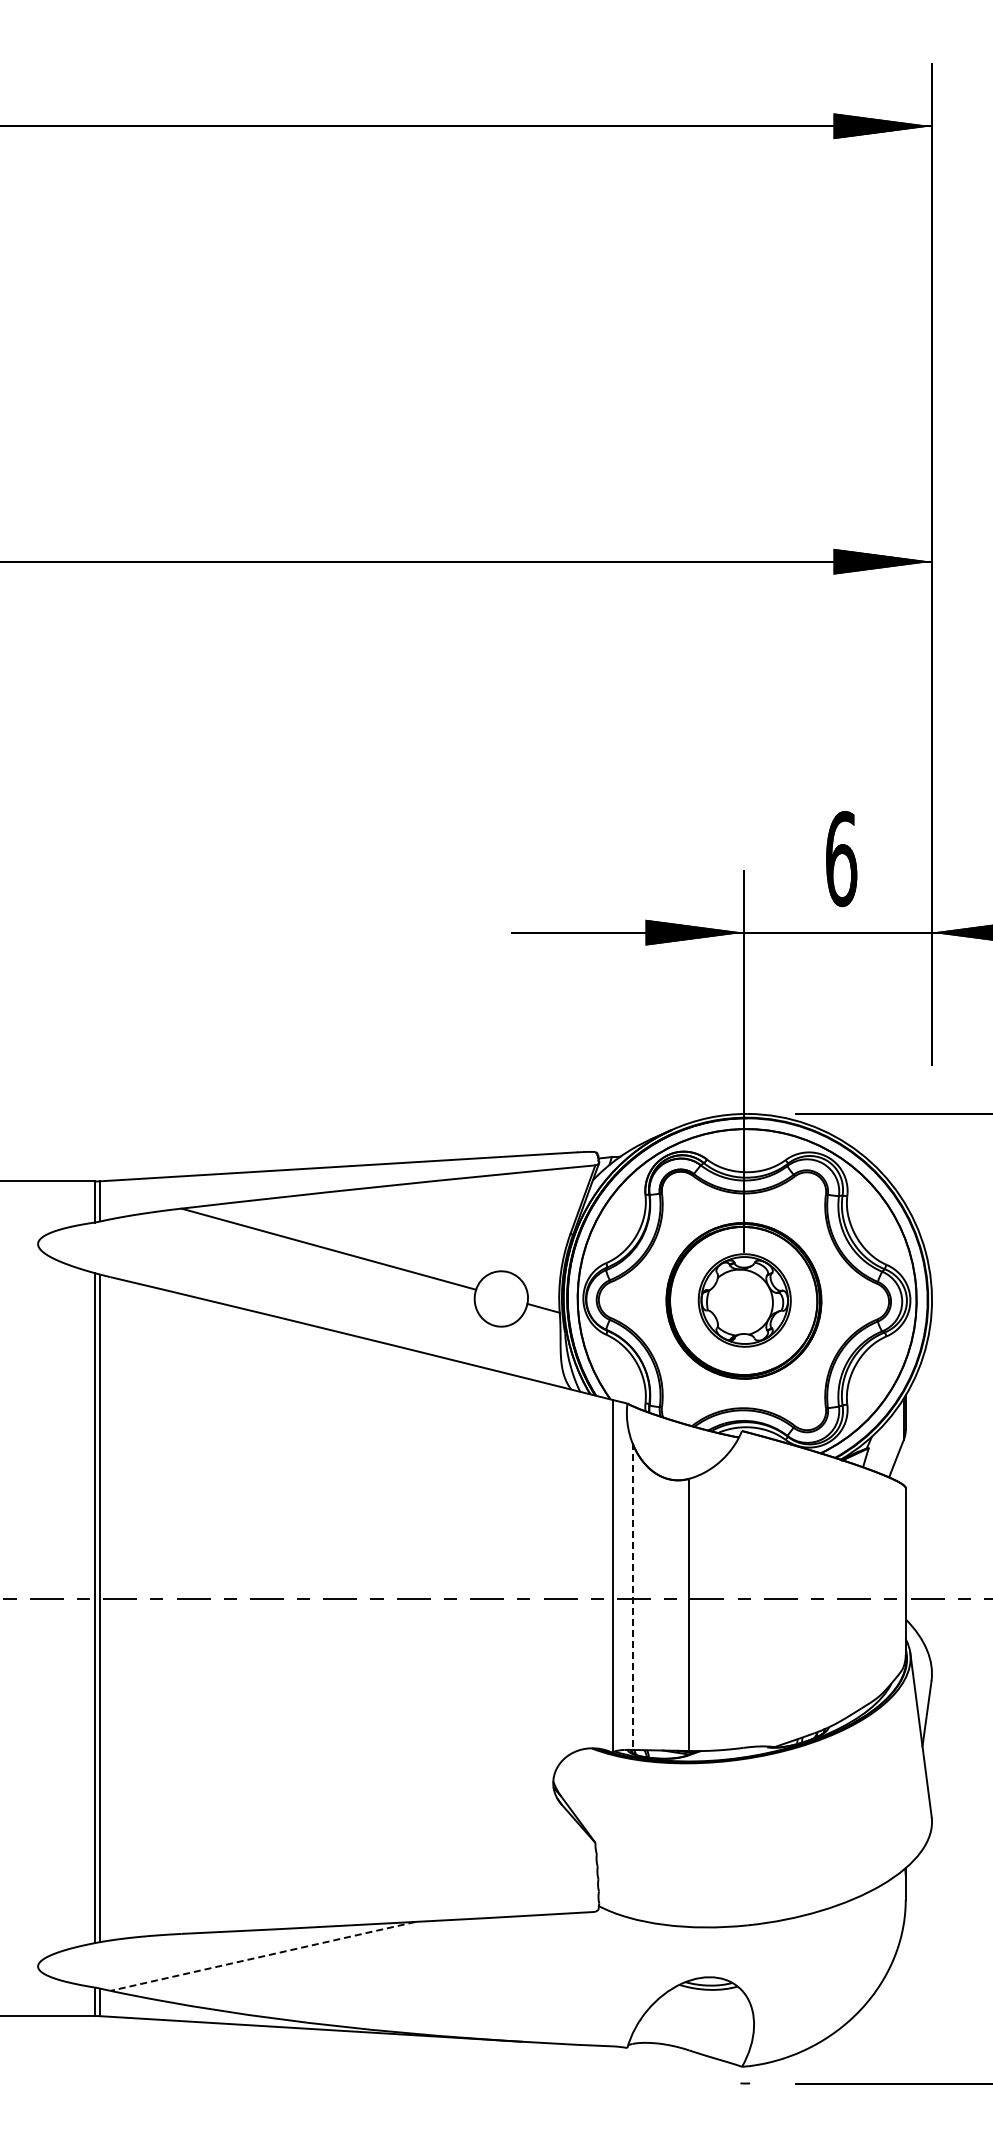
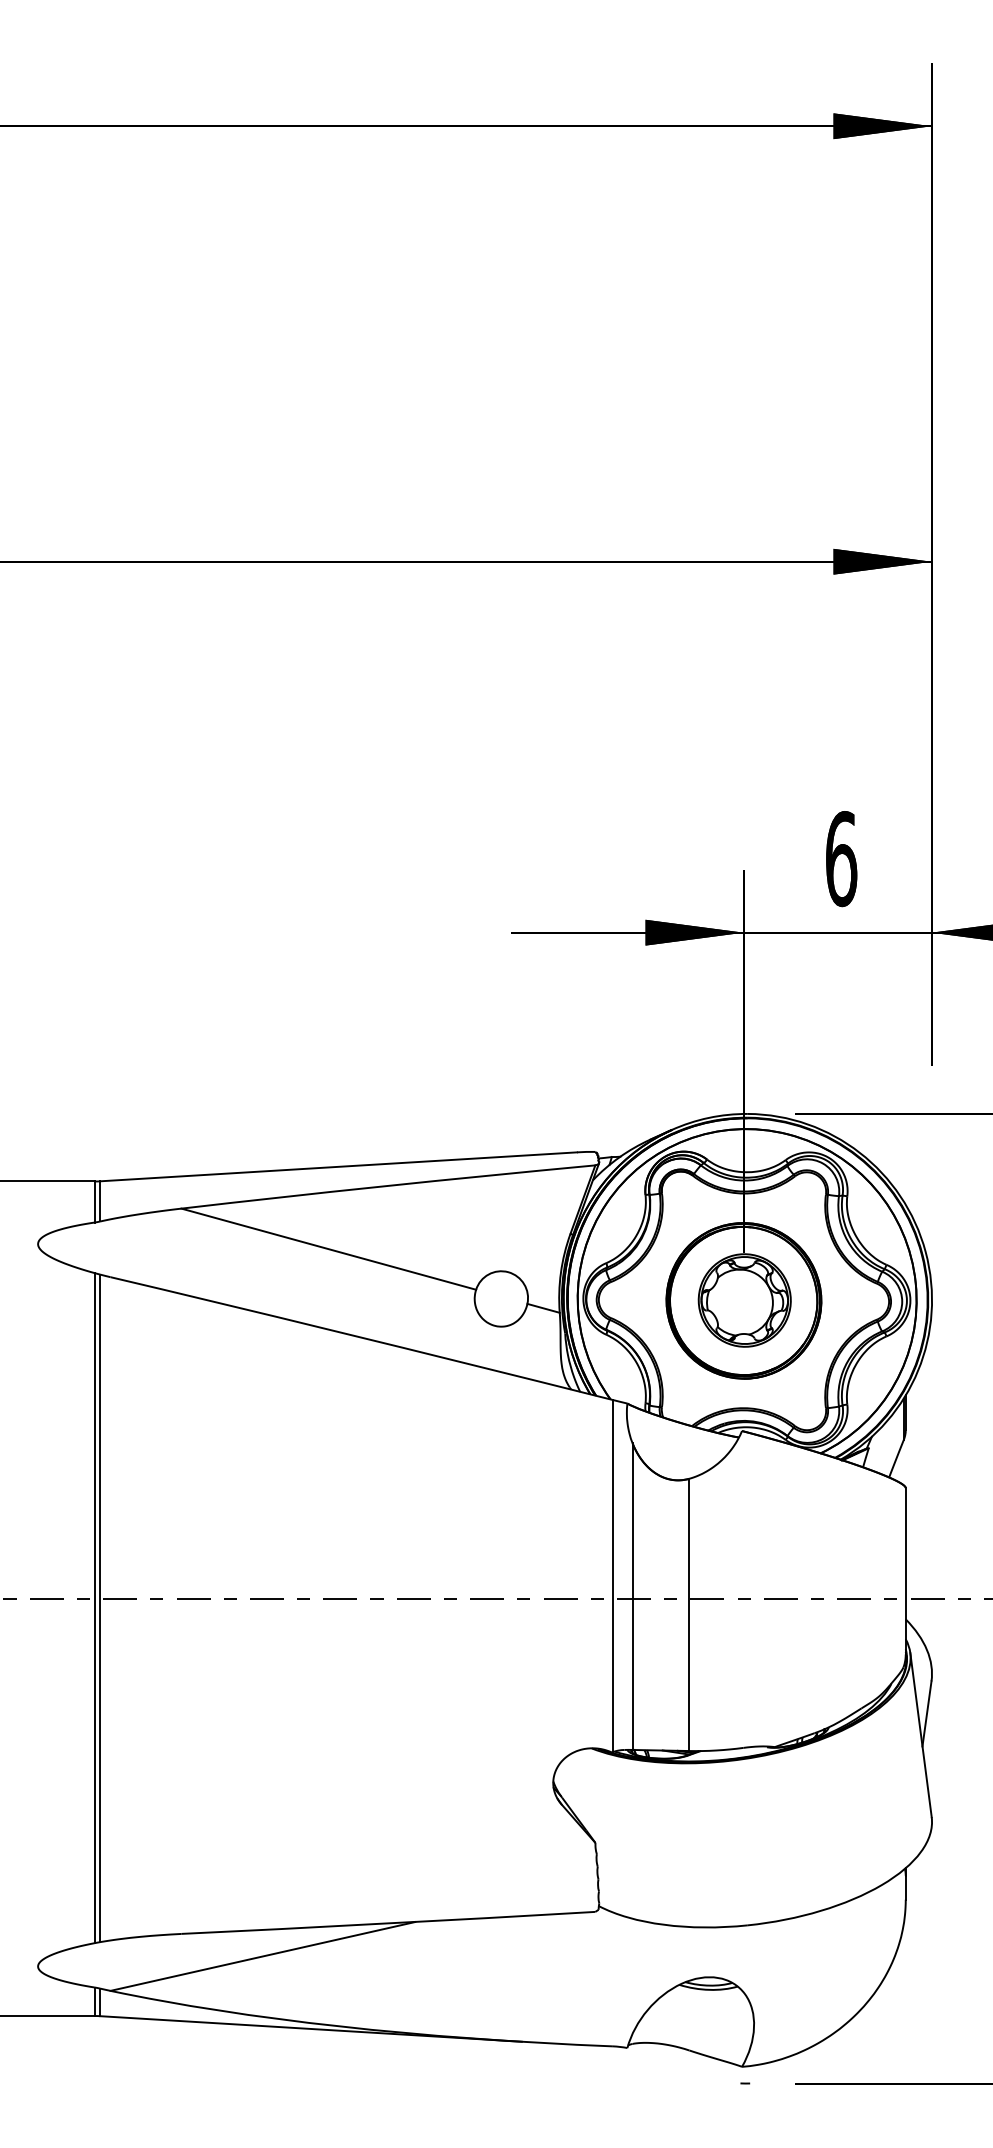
line: dashed -> solid (632, 1597)
line: dashed -> solid (262, 1956)
